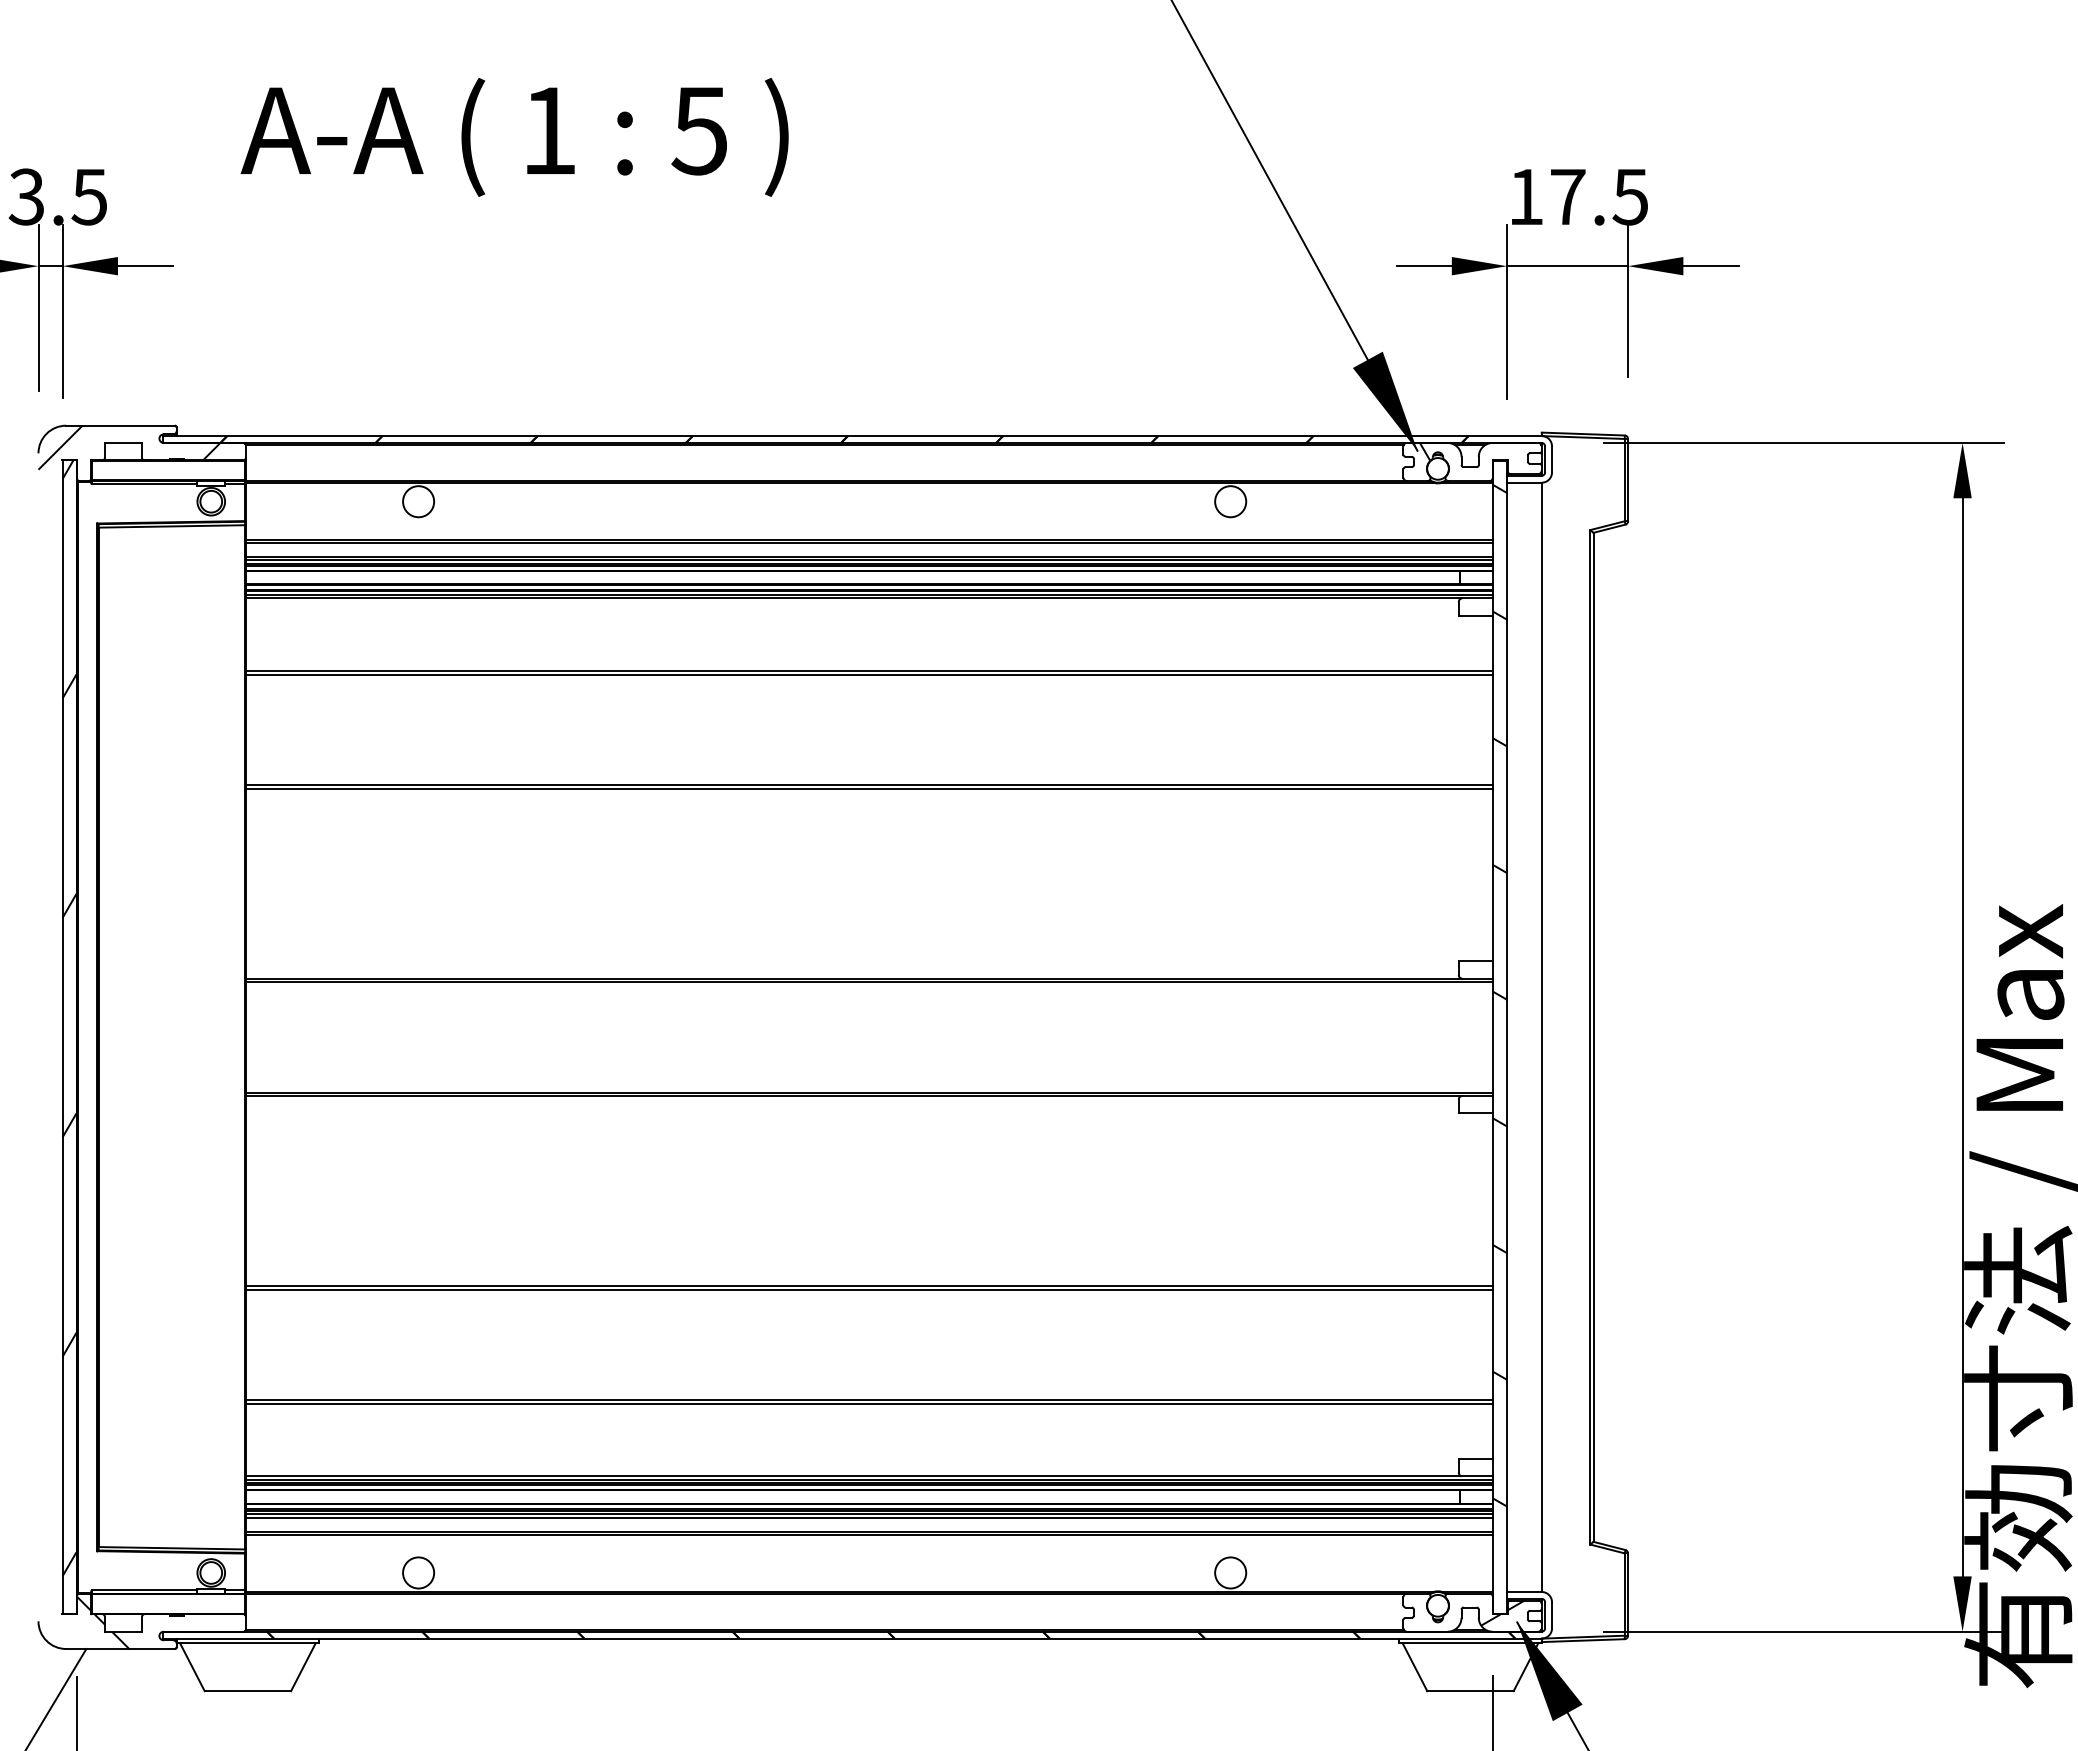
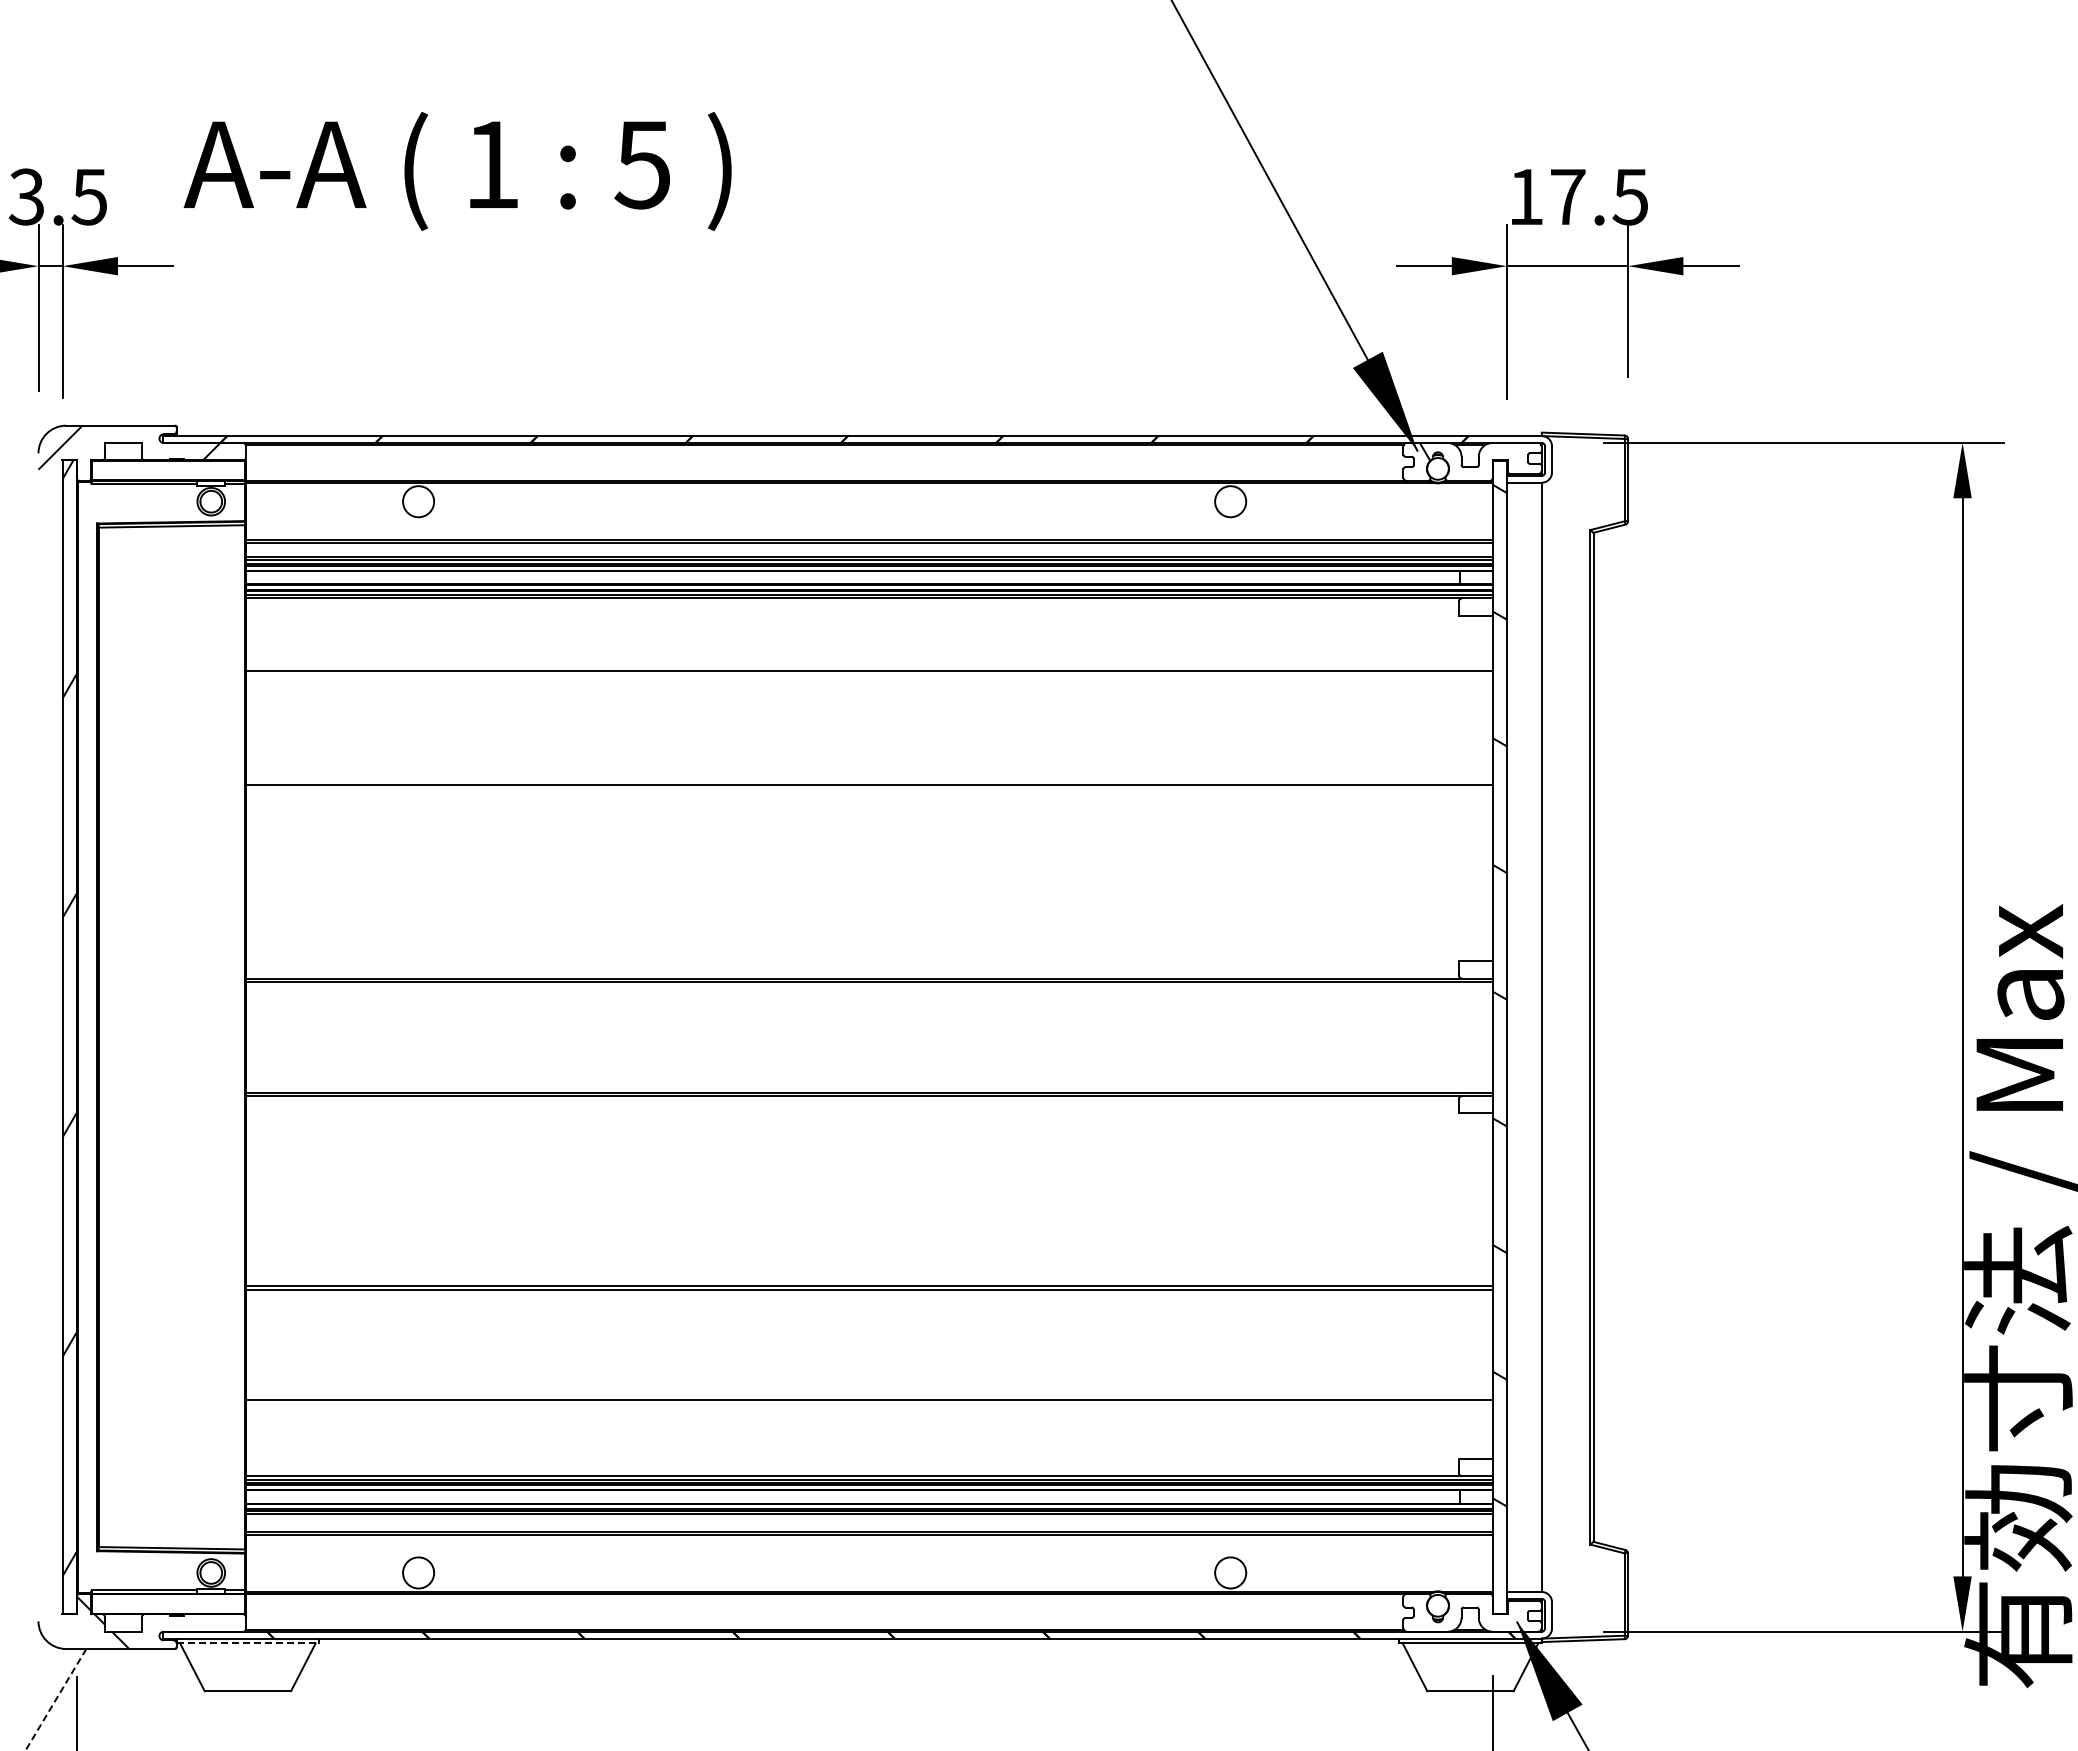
text position: (514, 137) -> (457, 171) (457, 171)
line: present -> none (869, 674)
line: present -> none (869, 788)
line: present -> none (869, 1403)
line: present -> none (869, 1517)
hatch: present -> none (1502, 1612)
line: solid -> dashed (248, 1643)
line: solid -> dashed (56, 1699)
